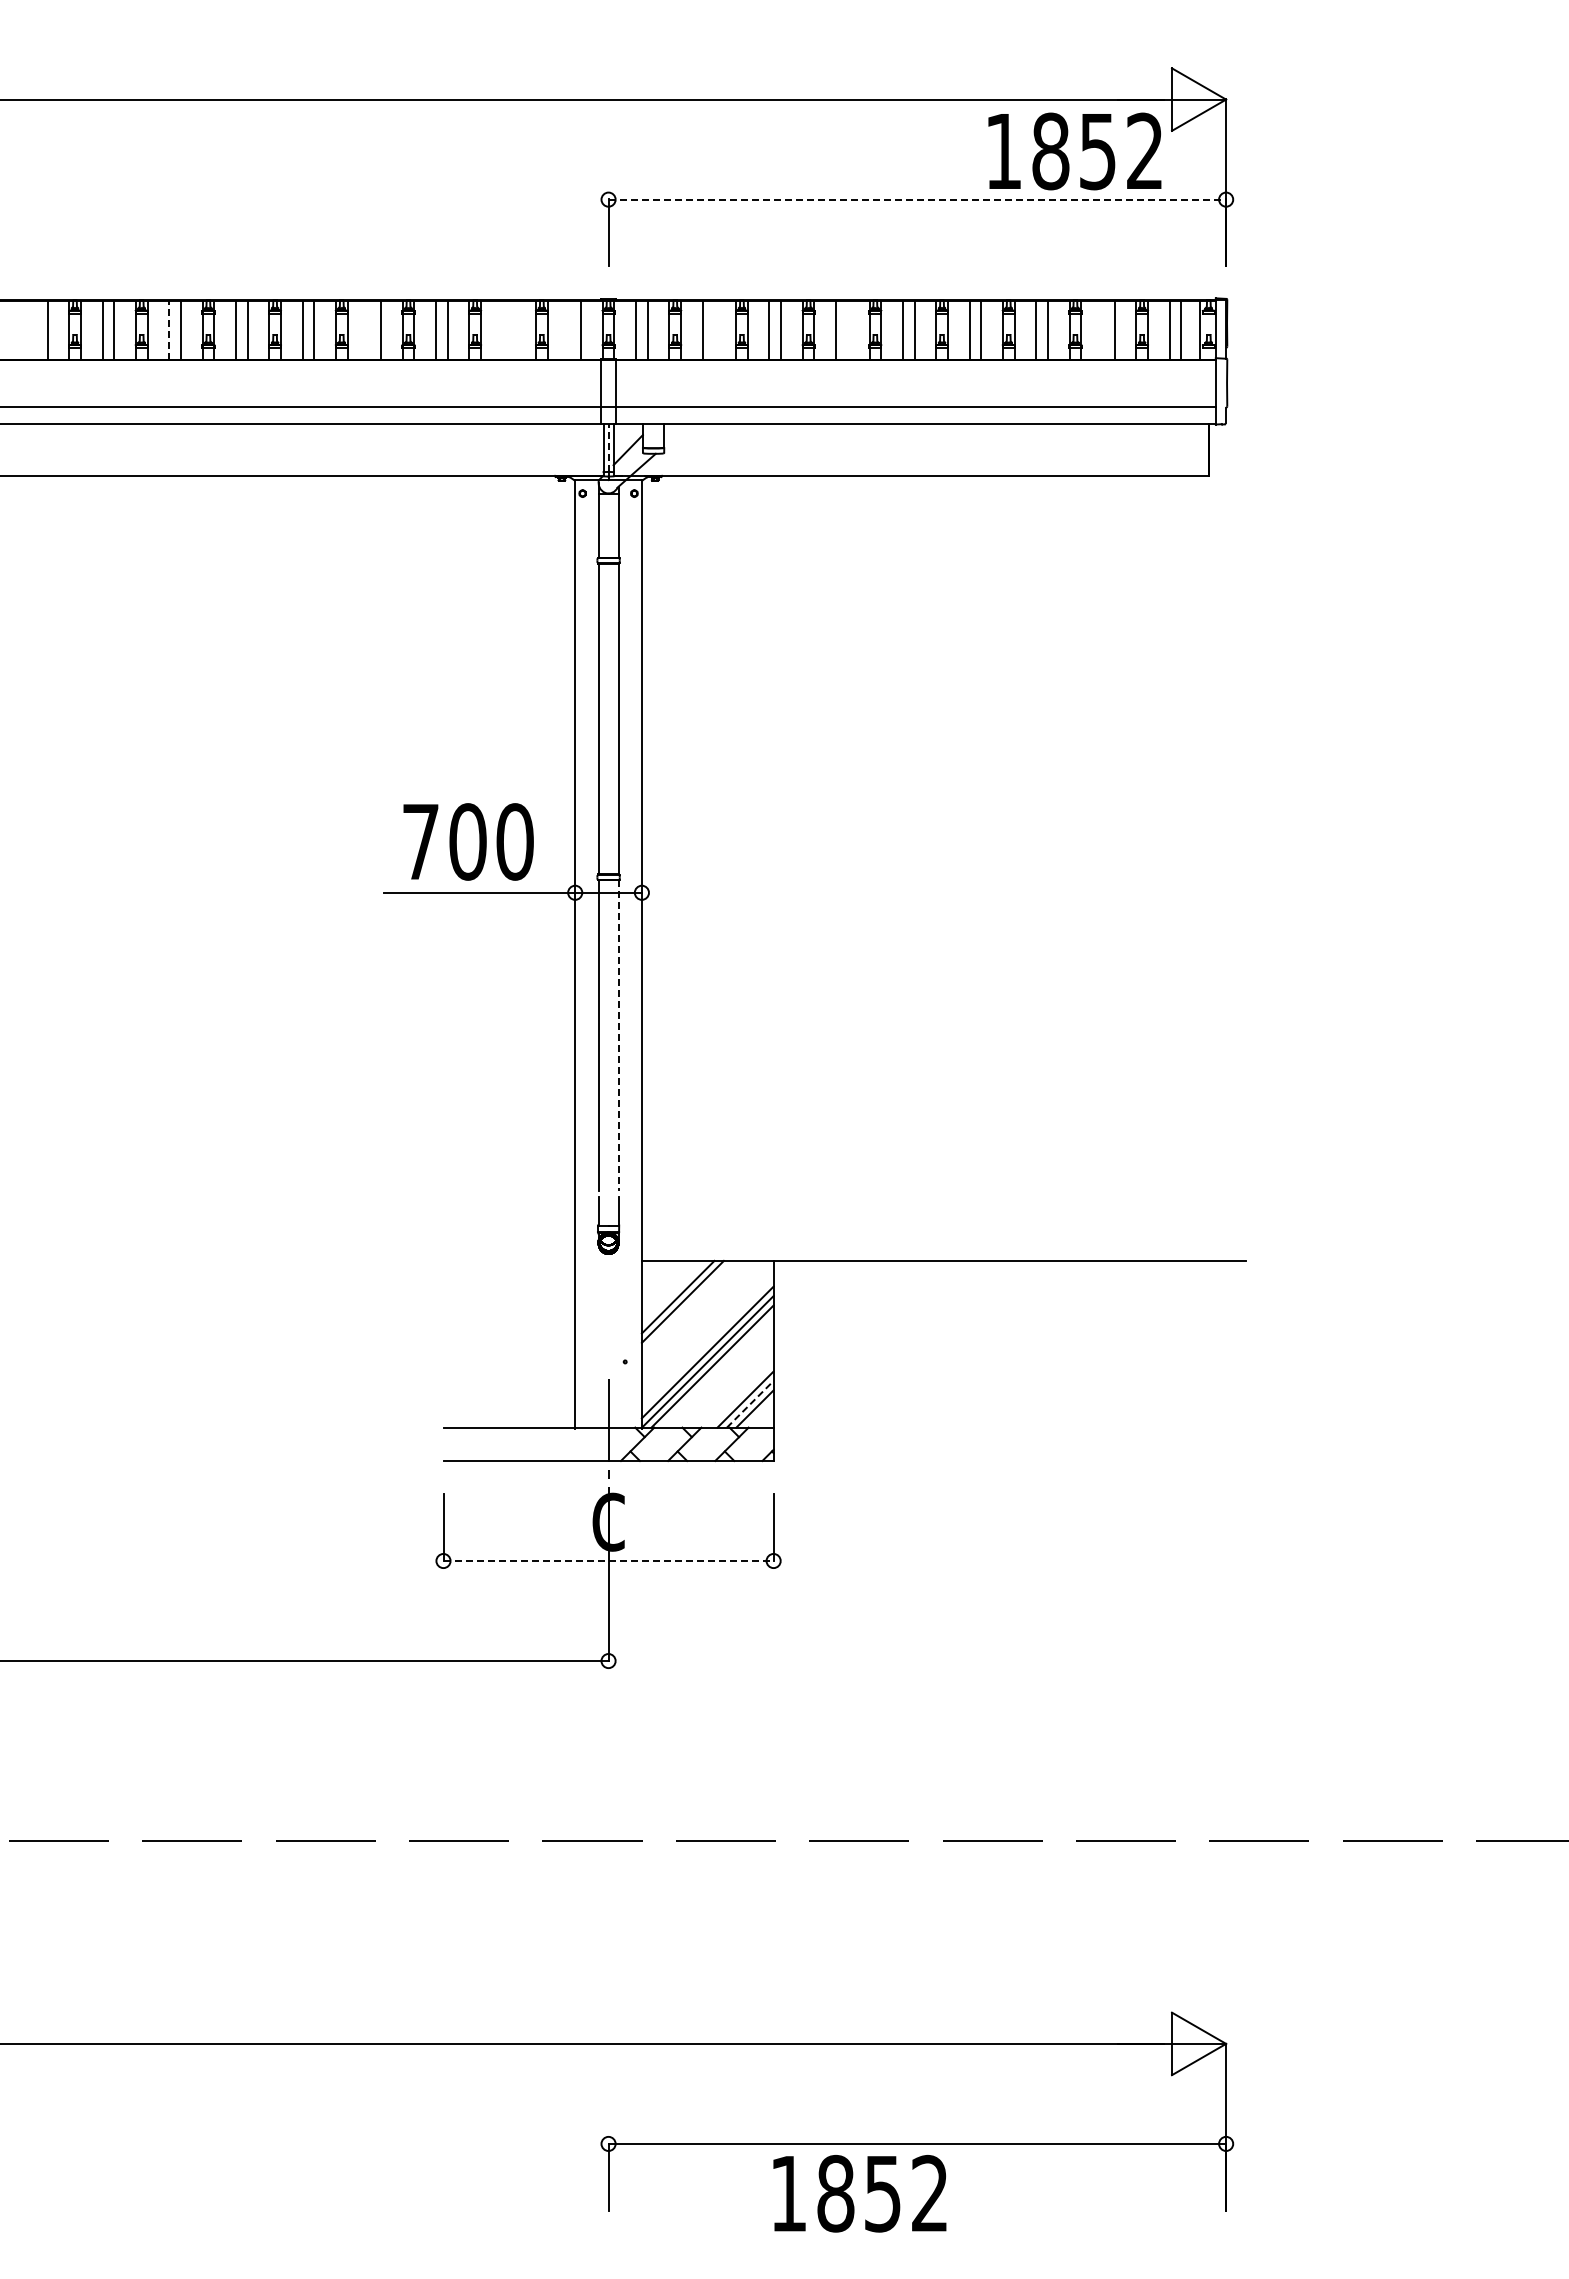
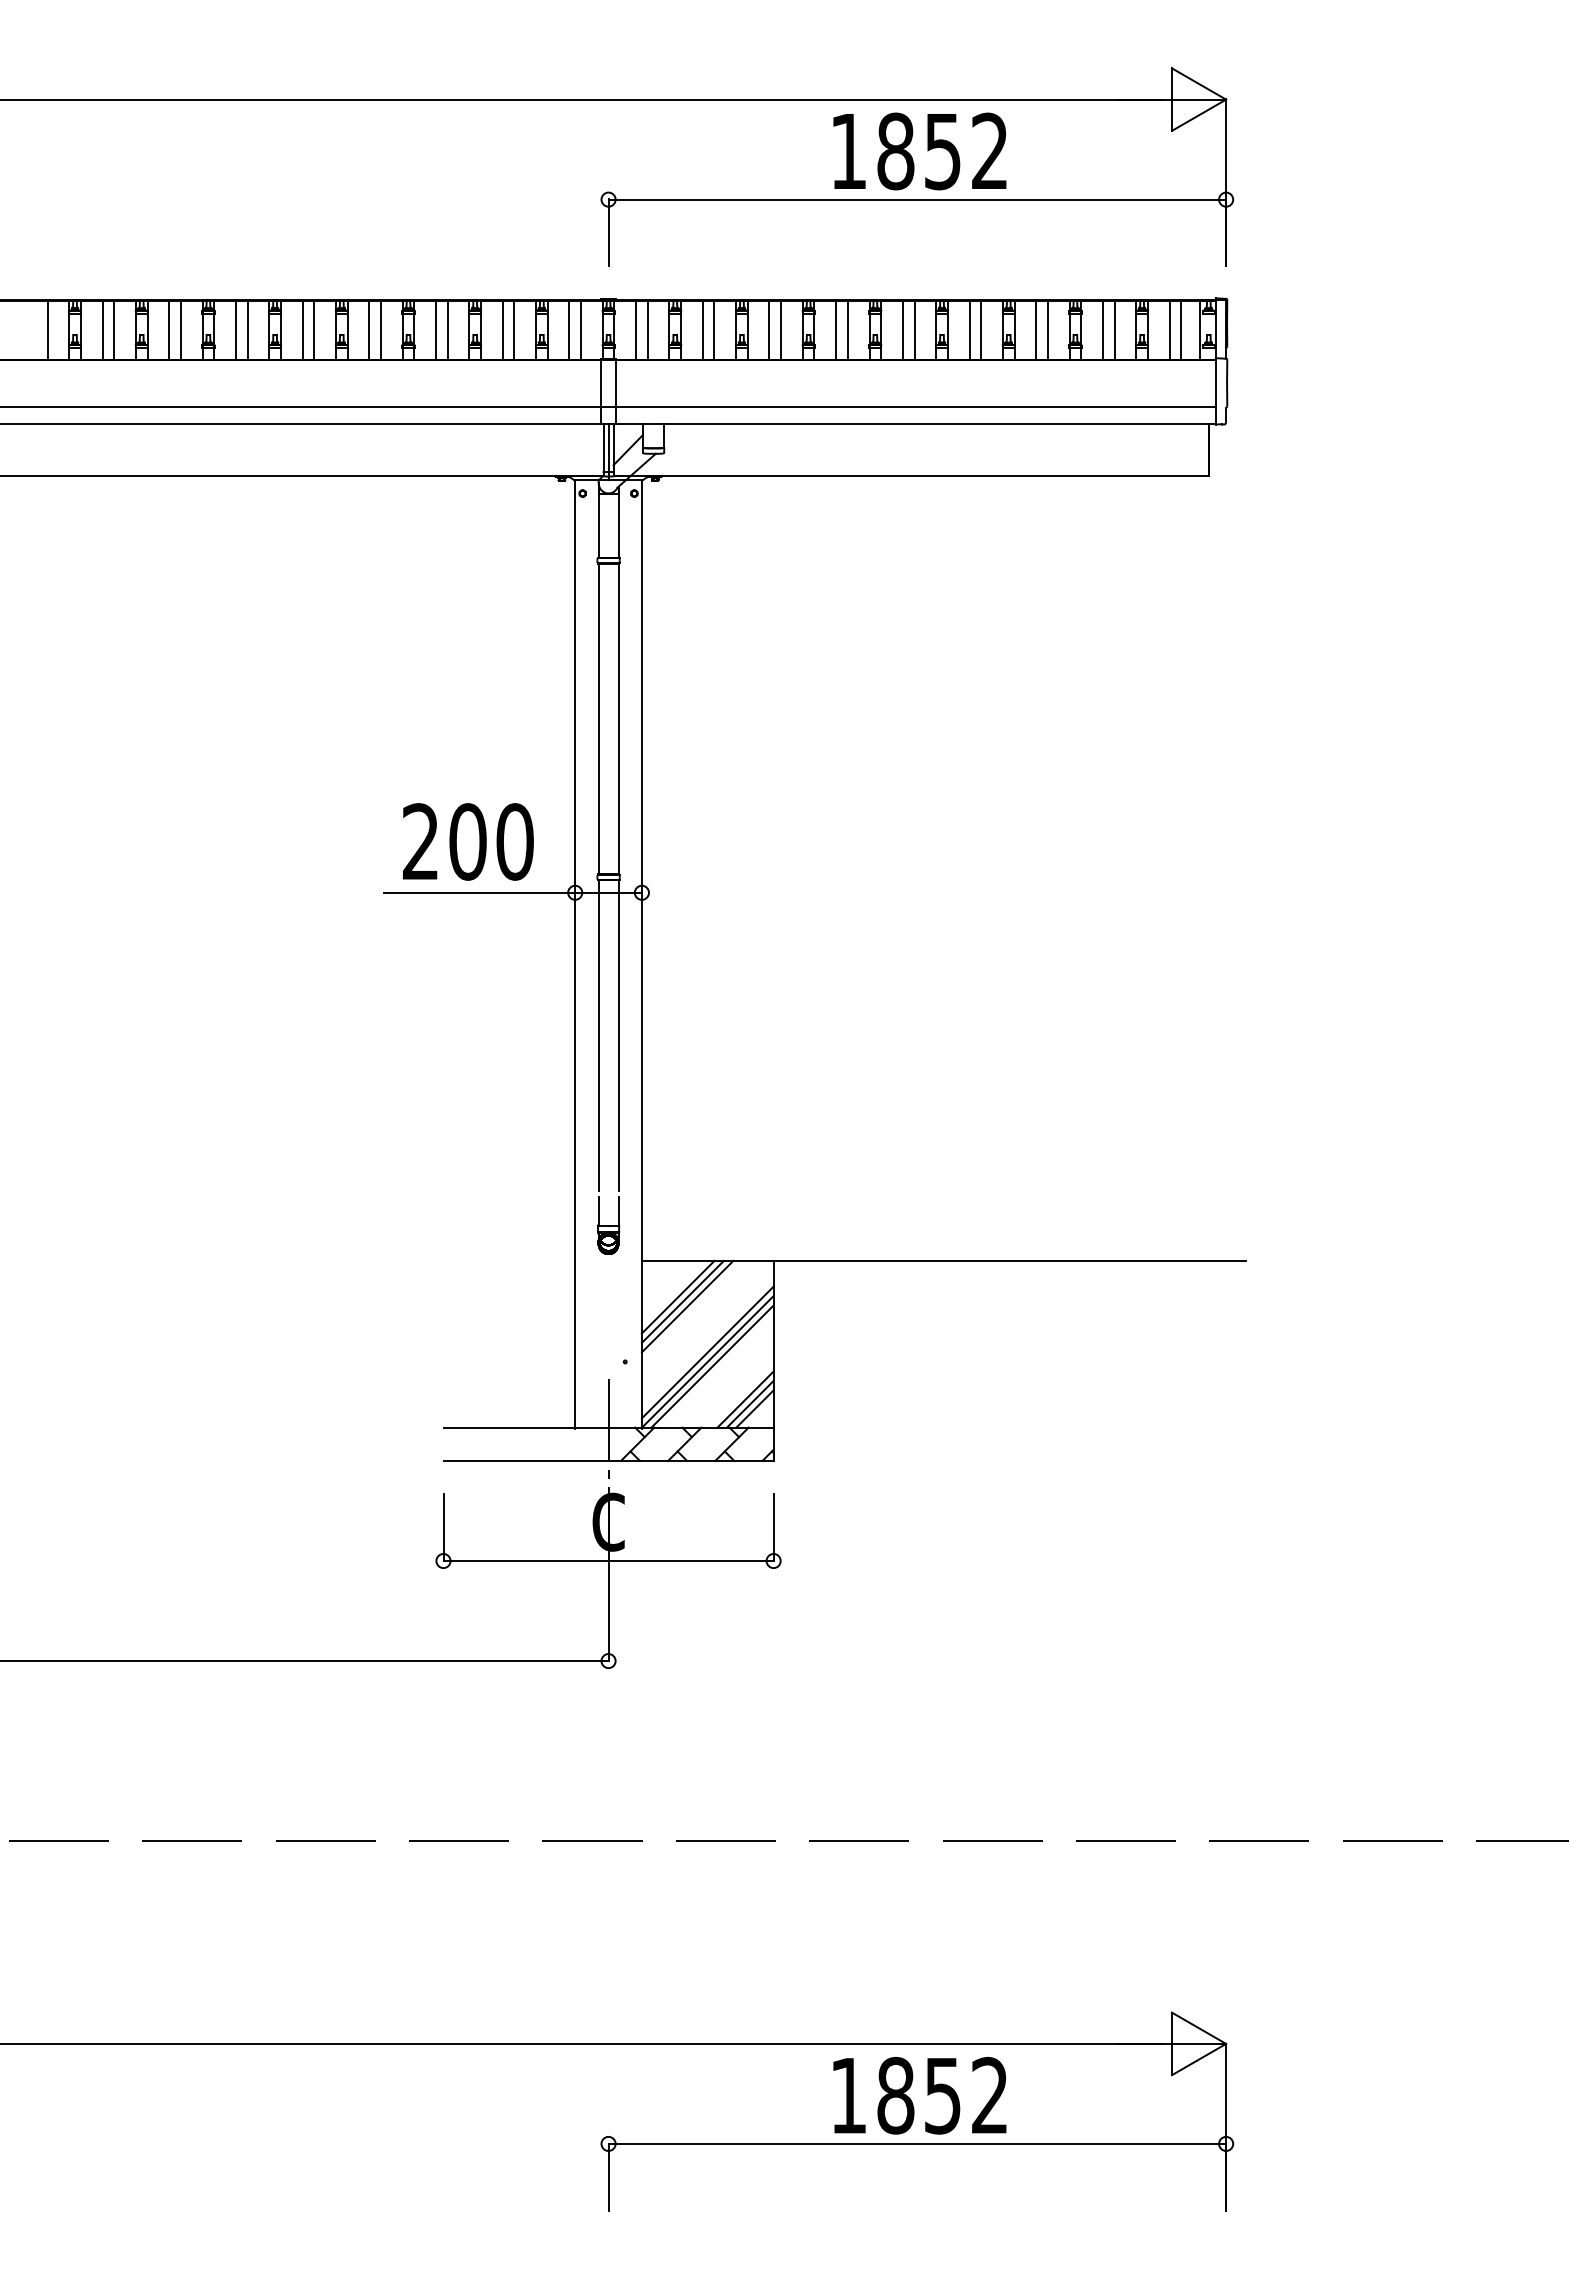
text position: (1074, 151) -> (919, 151) (919, 151)
line: dashed -> solid (917, 199)
line: dashed -> solid (169, 329)
line: none -> present (369, 329)
line: none -> present (502, 329)
line: none -> present (514, 329)
line: none -> present (569, 329)
line: none -> present (714, 329)
line: none -> present (847, 329)
line: none -> present (1102, 329)
line: dashed -> solid (608, 447)
text: 700 -> 200 (420, 841)
line: dashed -> solid (618, 1036)
line: none -> present (687, 1306)
line: dashed -> solid (750, 1403)
line: dashed -> solid (609, 1561)
text position: (859, 2193) -> (919, 2095) (919, 2095)
